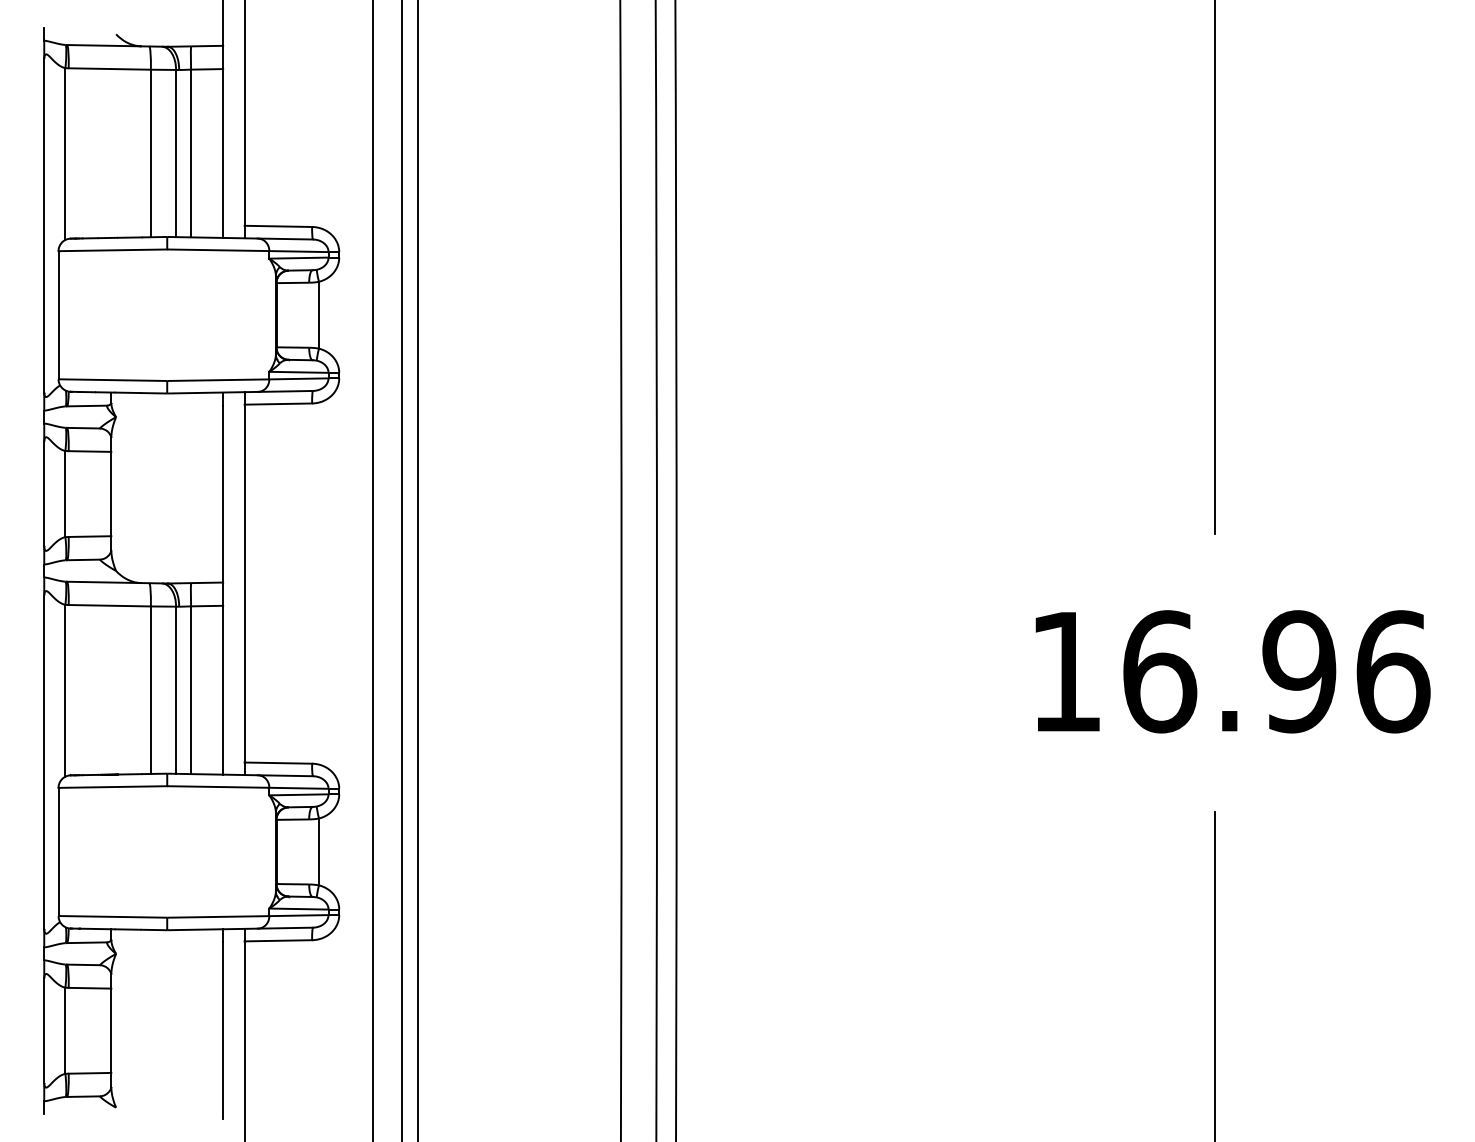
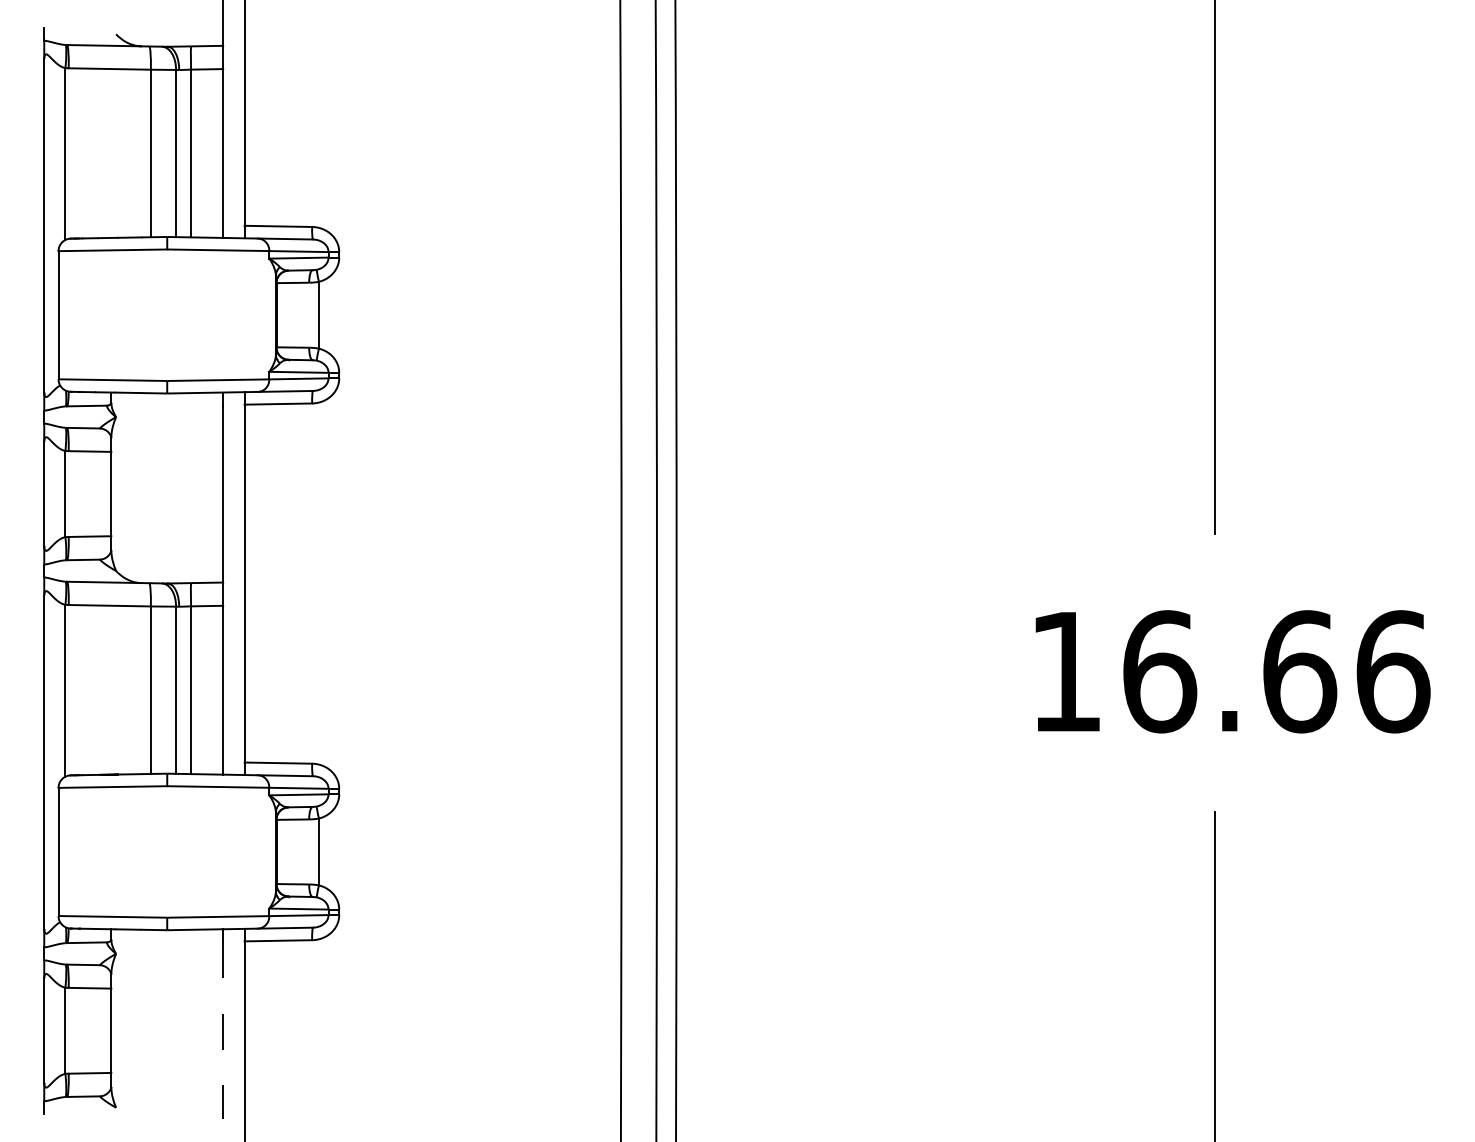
line: present -> none (372, 570)
line: present -> none (402, 570)
line: present -> none (417, 570)
text: 16.96 -> 16.66 (1299, 671)
line: solid -> dashed (223, 1031)
